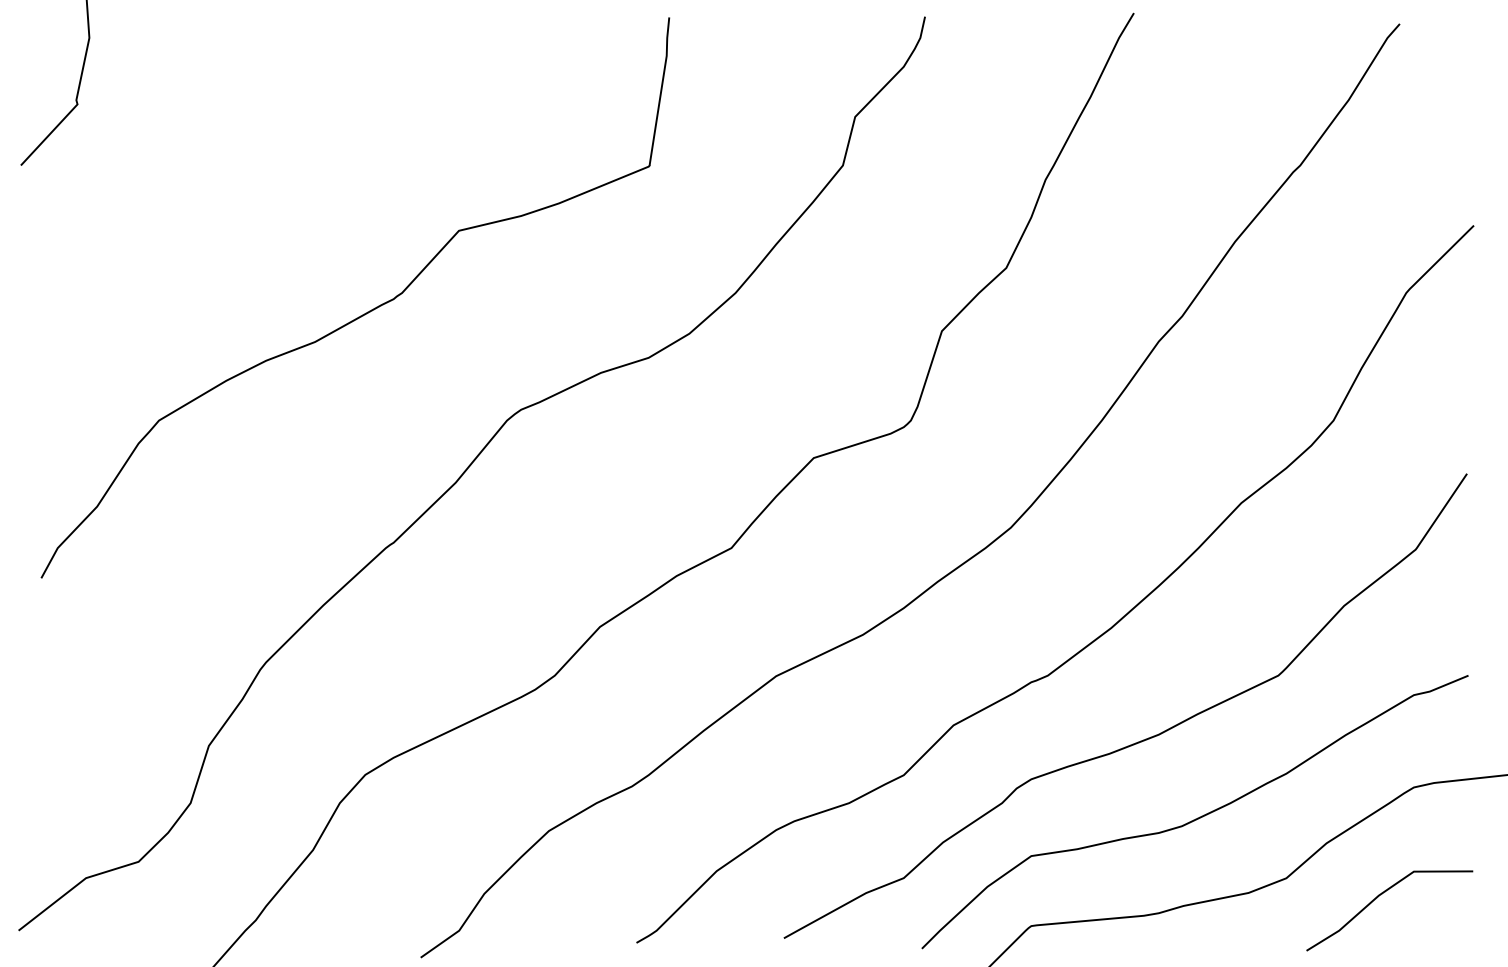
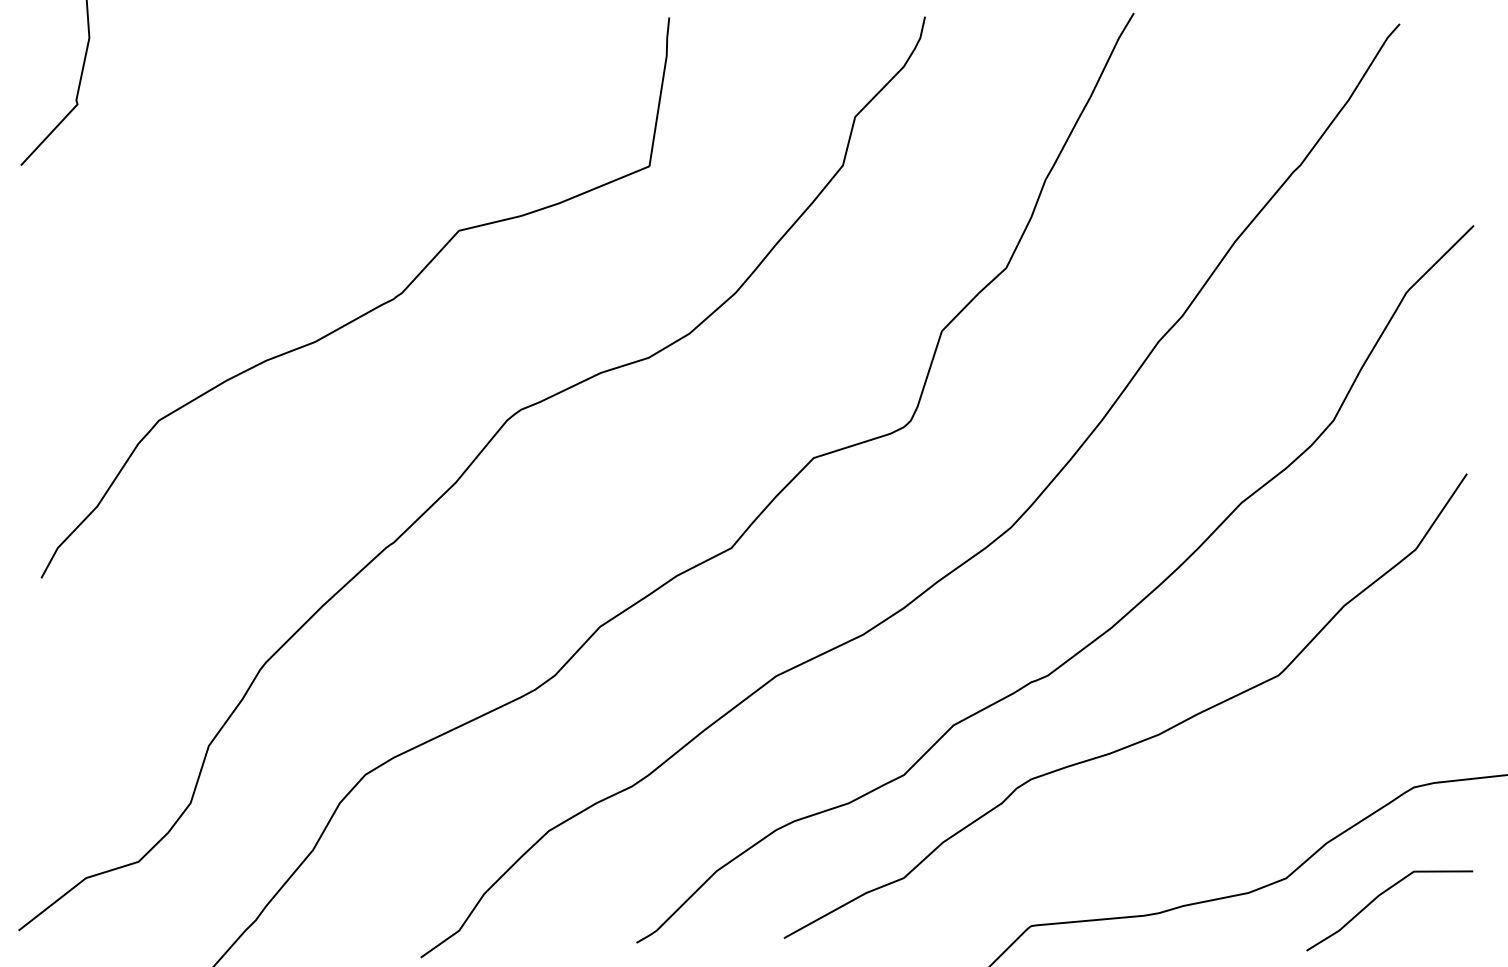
curve: present -> none (1197, 817)
